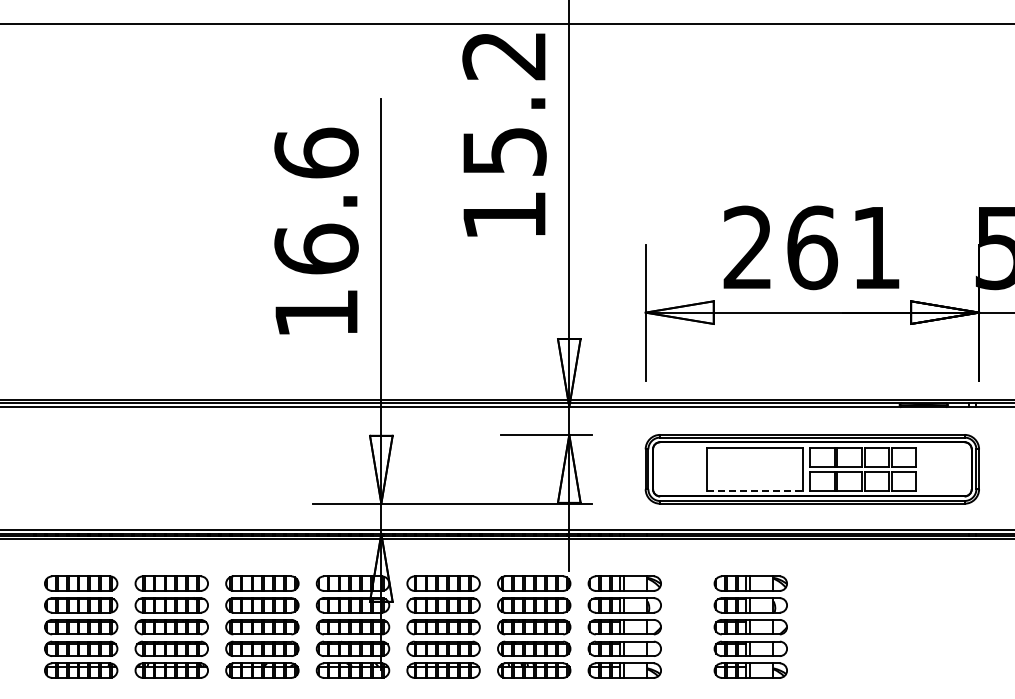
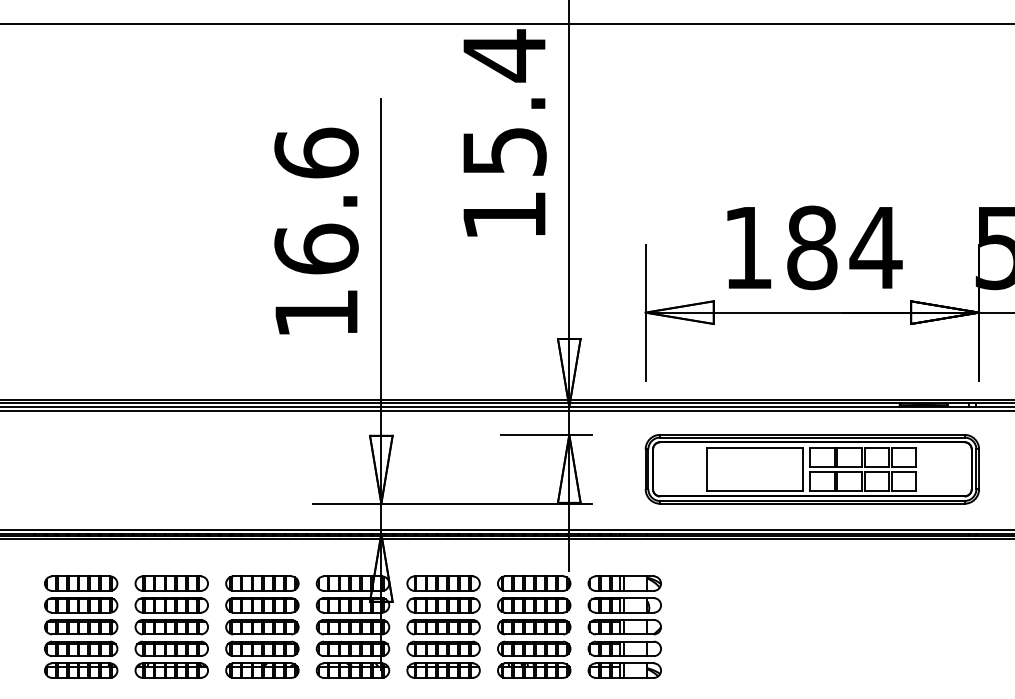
text: 15.2 -> 15.4 (503, 55)
text: 261 -> 184 (812, 247)
line: none -> present (506, 410)
line: dashed -> solid (755, 491)
part: present -> none (750, 626)
